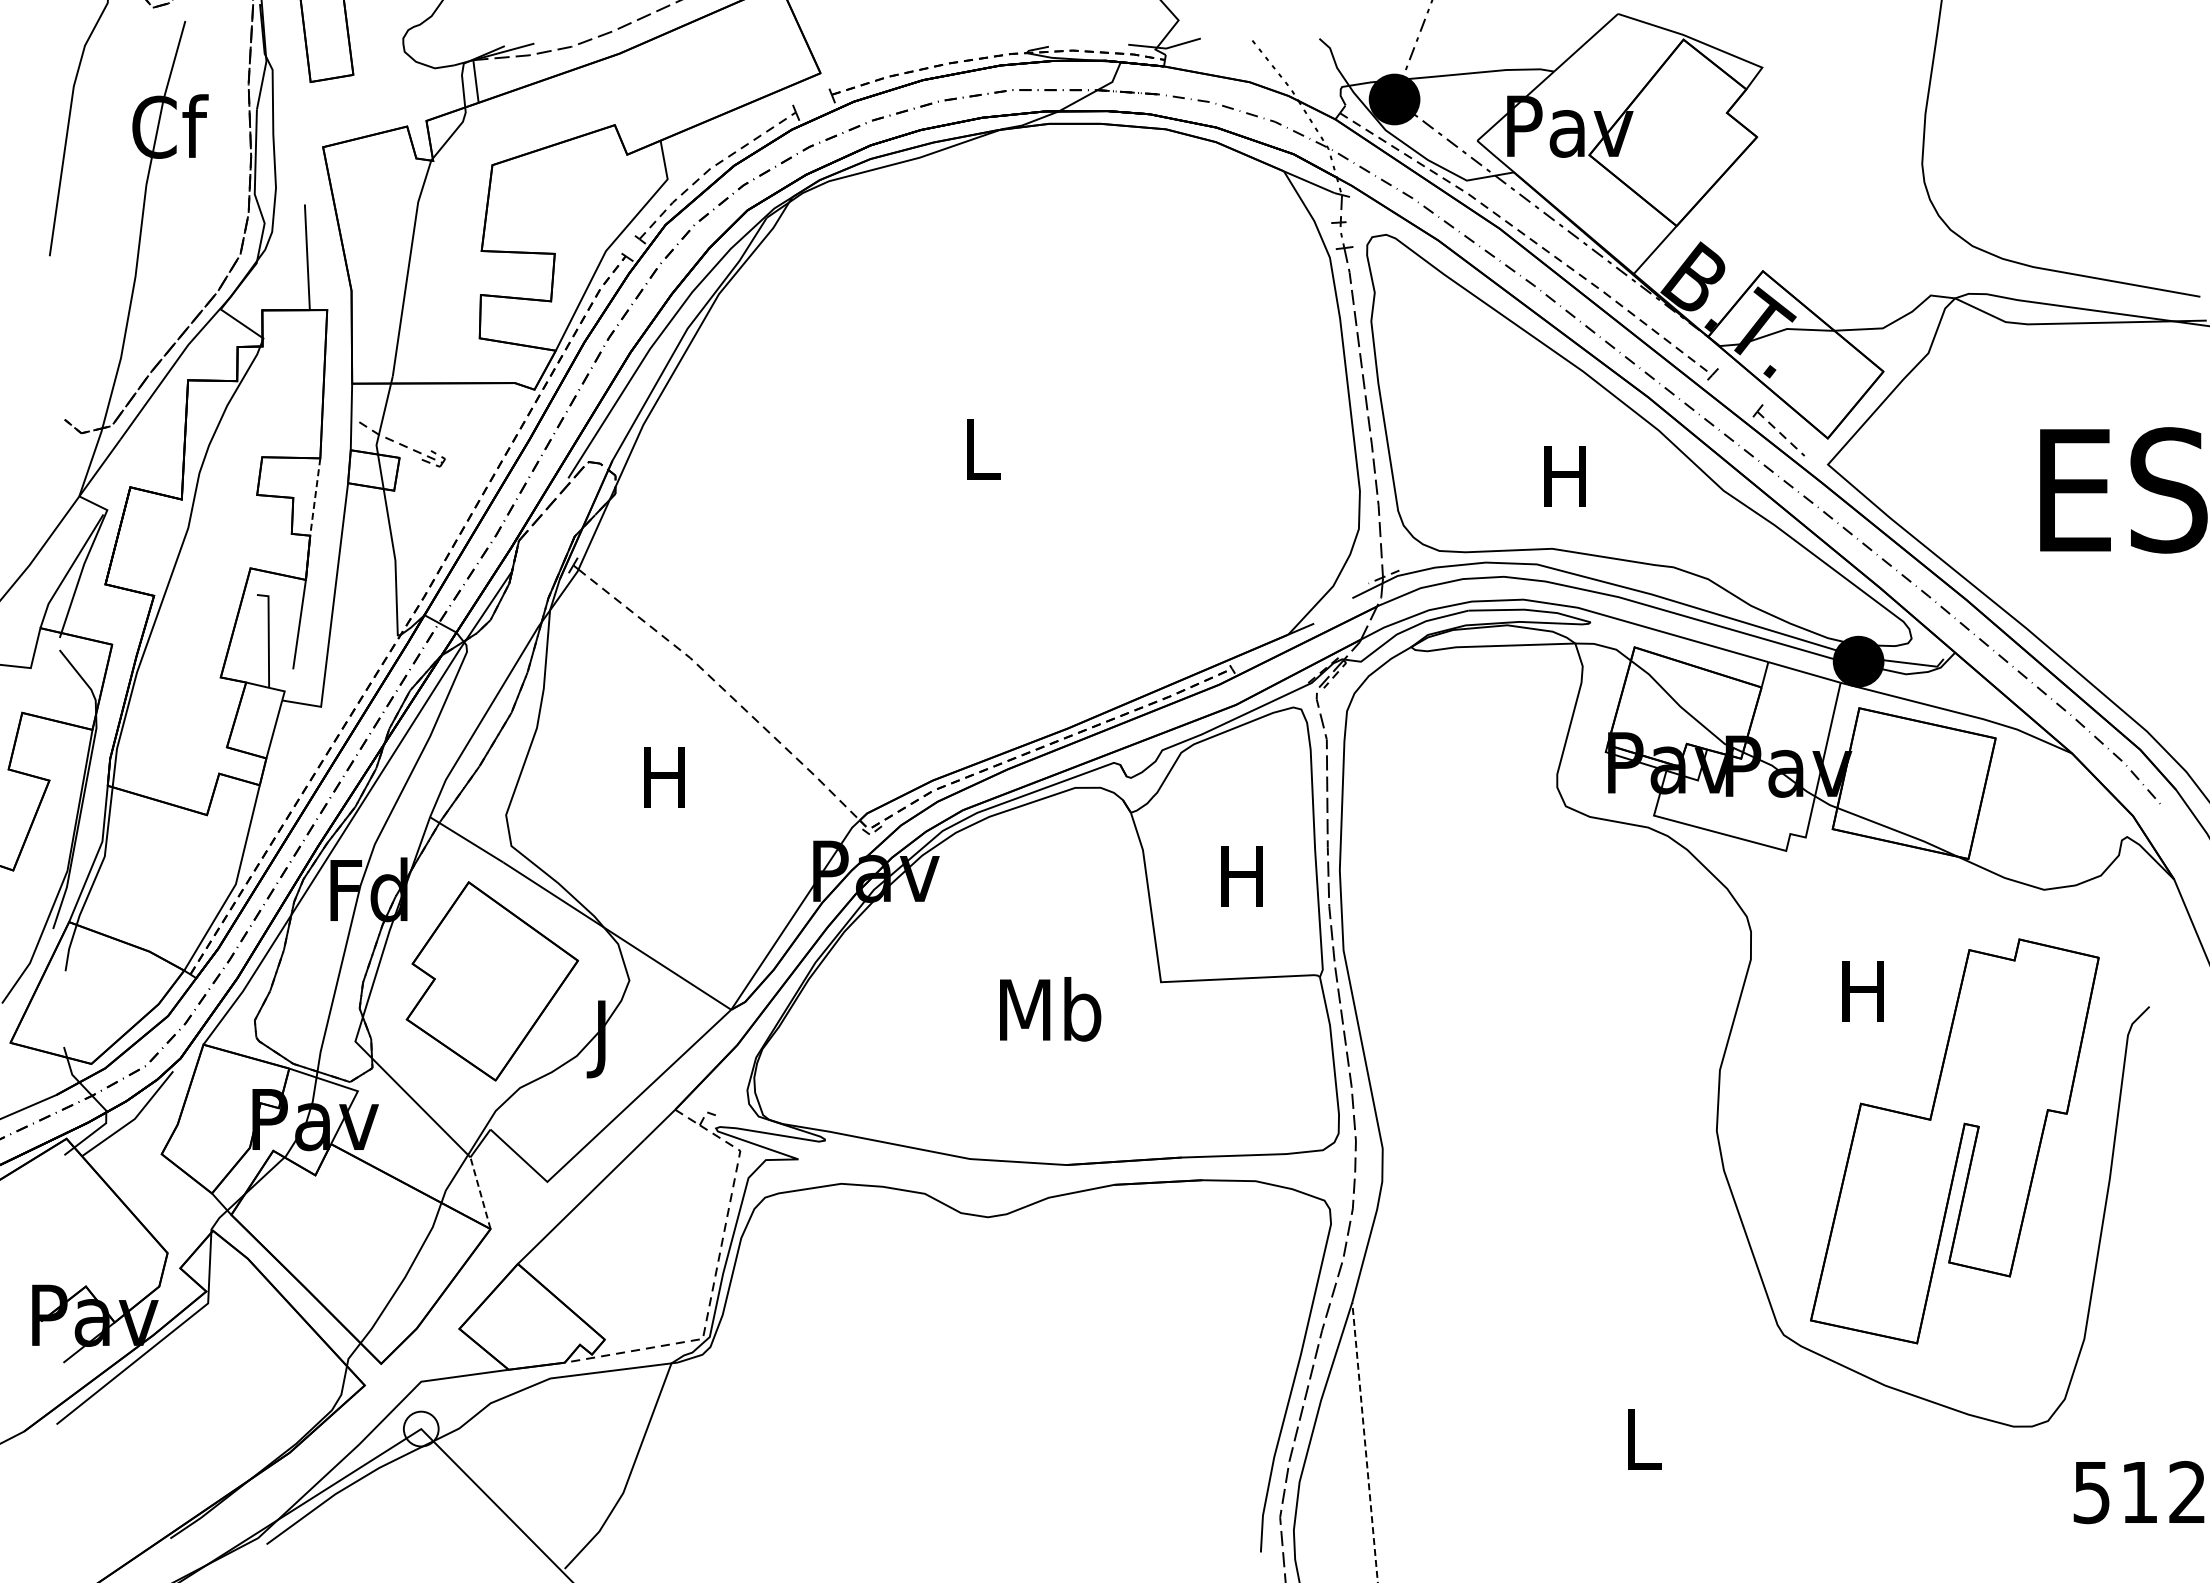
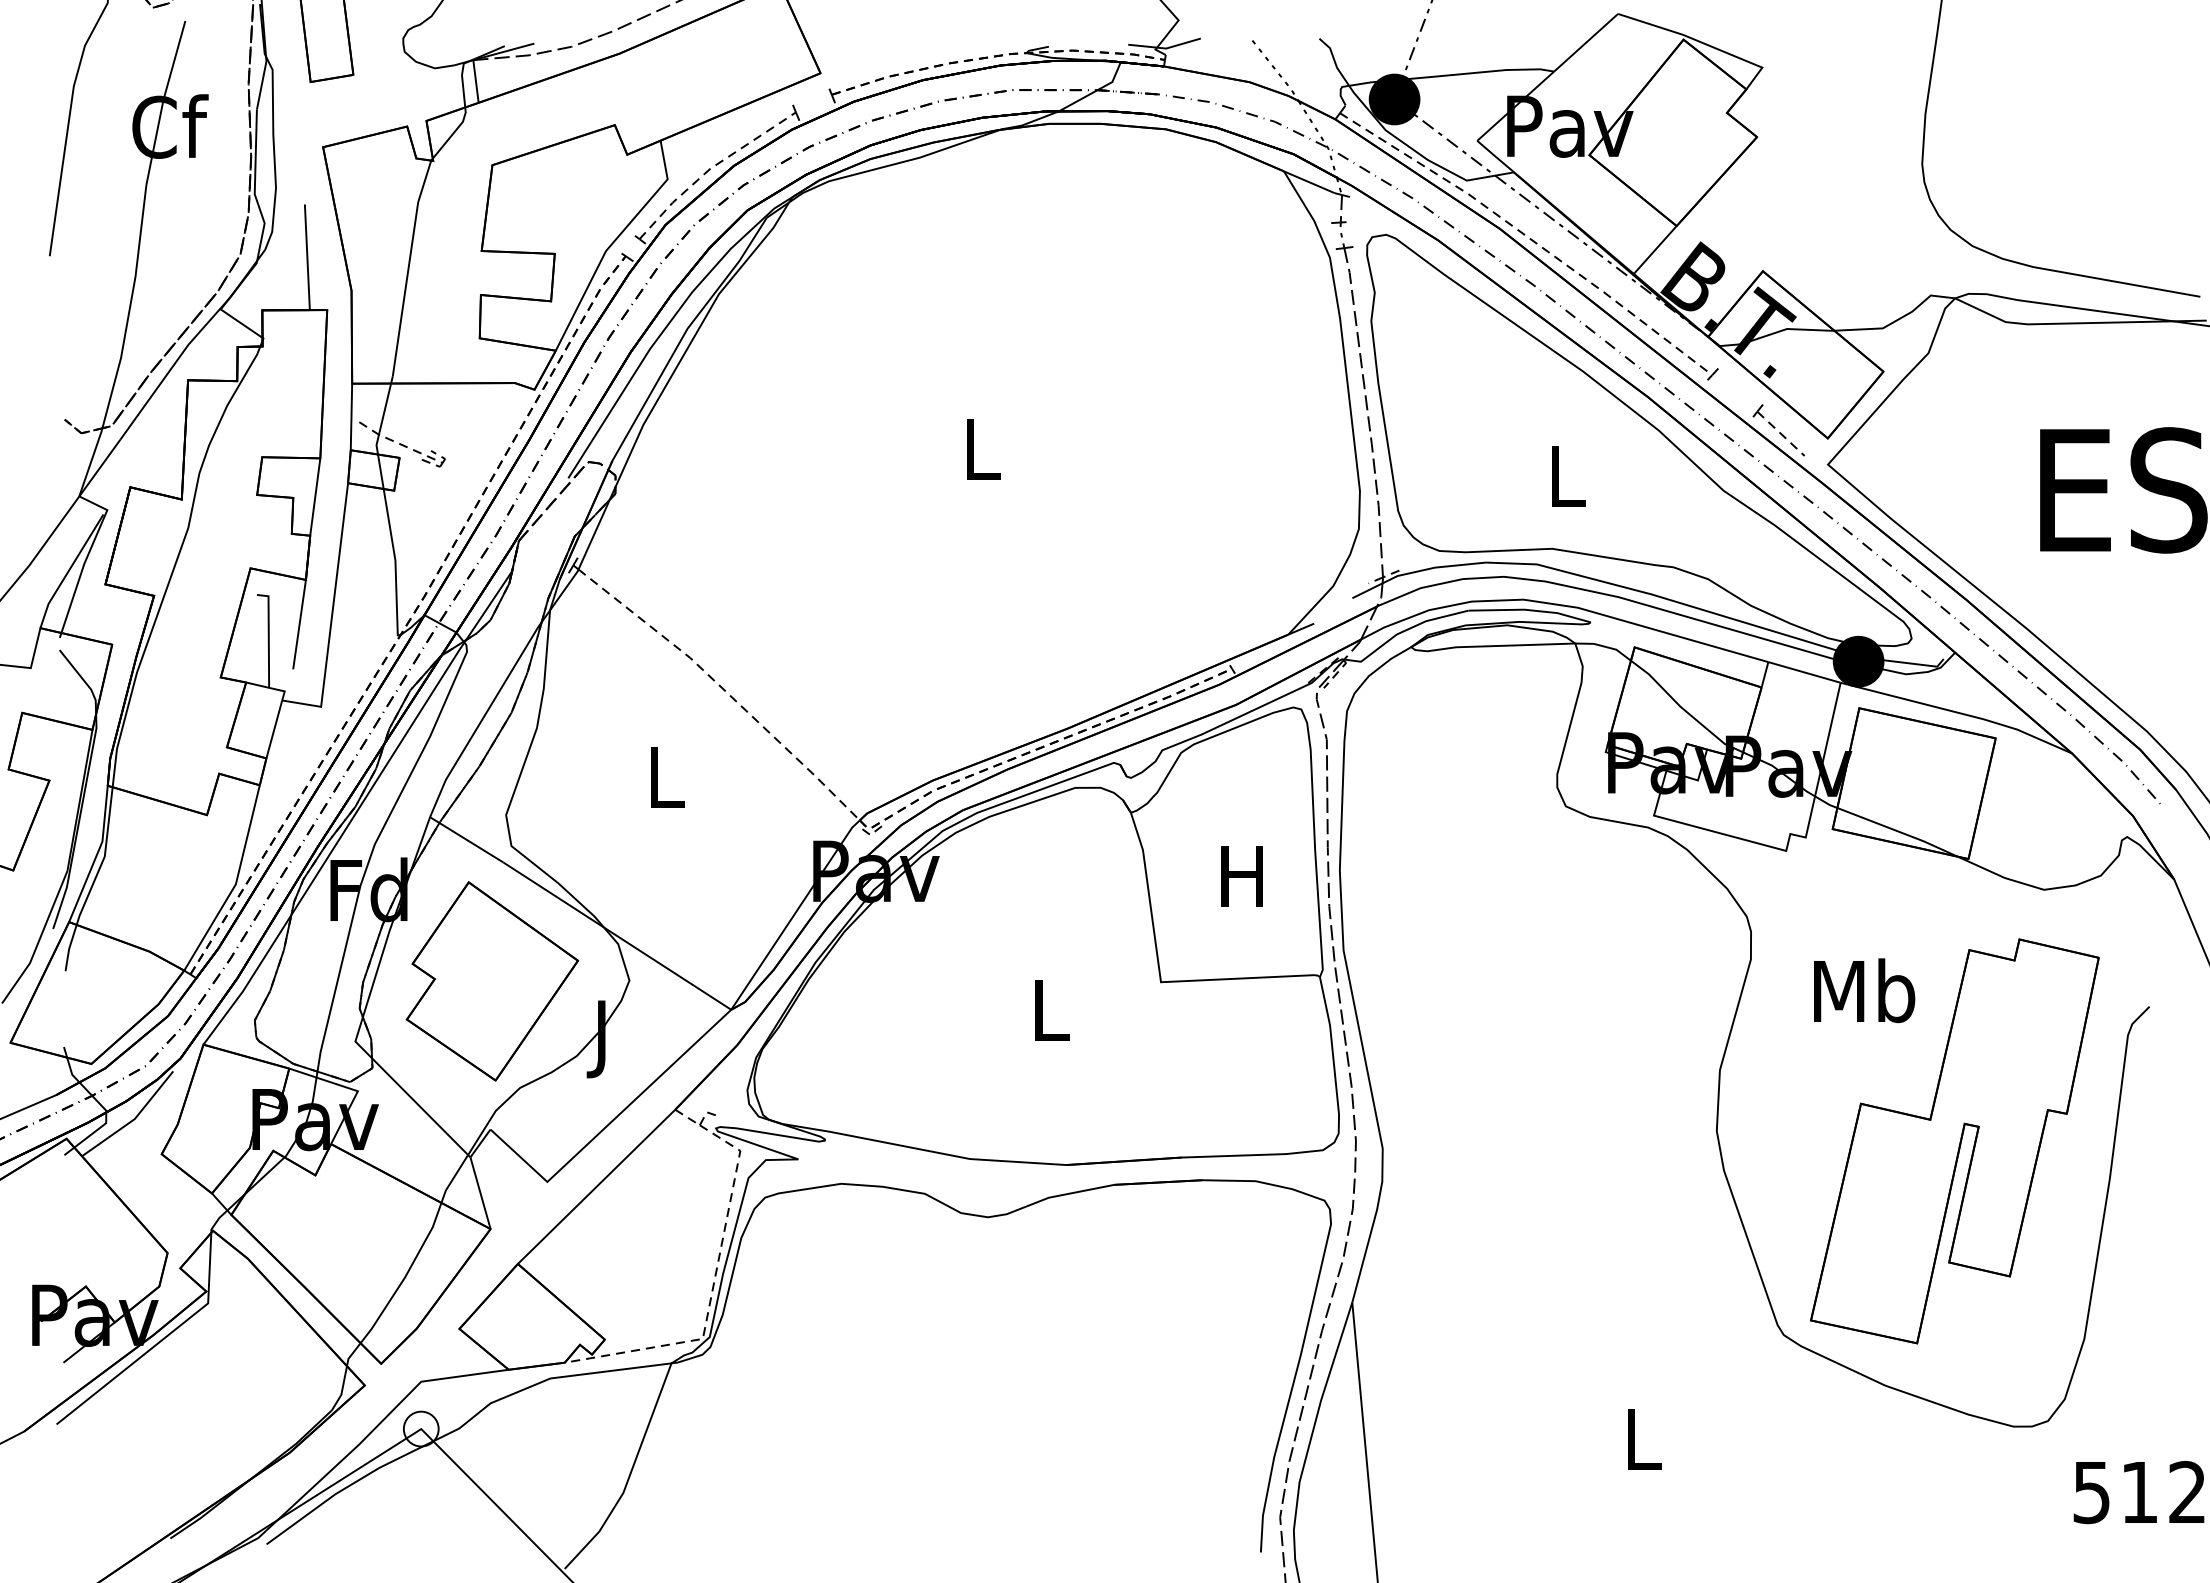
text: H -> L (1564, 476)
line: dashed -> solid (315, 497)
text: H -> L (664, 777)
text: H -> Mb (1864, 990)
text: Mb -> L (1050, 1009)
line: dashed -> solid (480, 1192)
line: dashed -> solid (1365, 1441)
